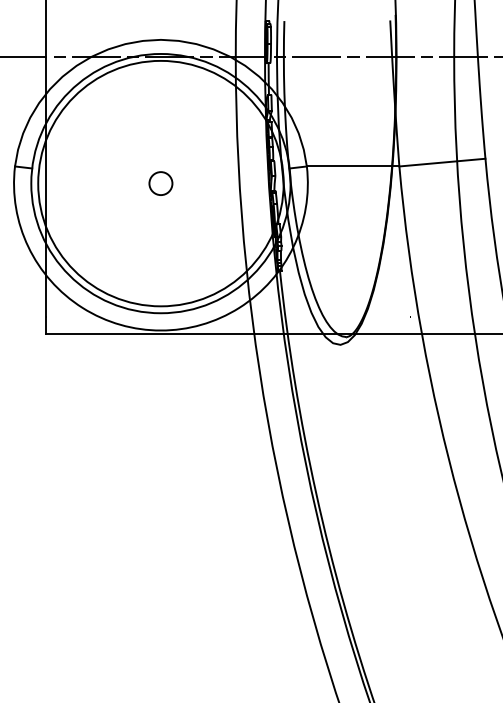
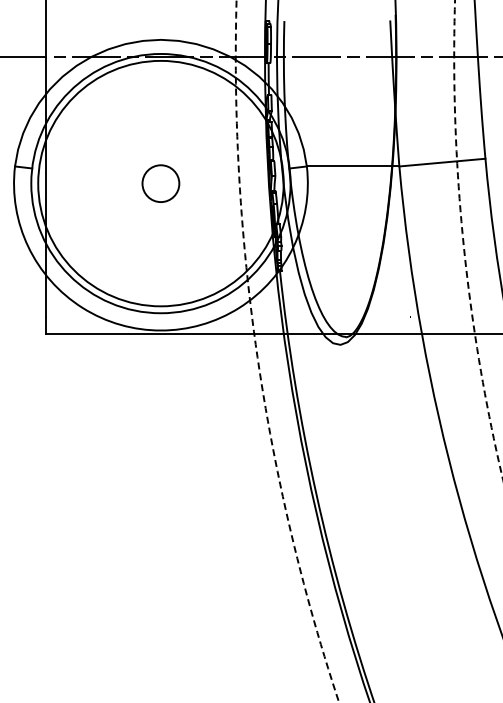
circle size: 26x25 px -> 40x39 px (160, 183)
circle: solid -> dashed (478, 239)
circle: solid -> dashed (287, 351)
